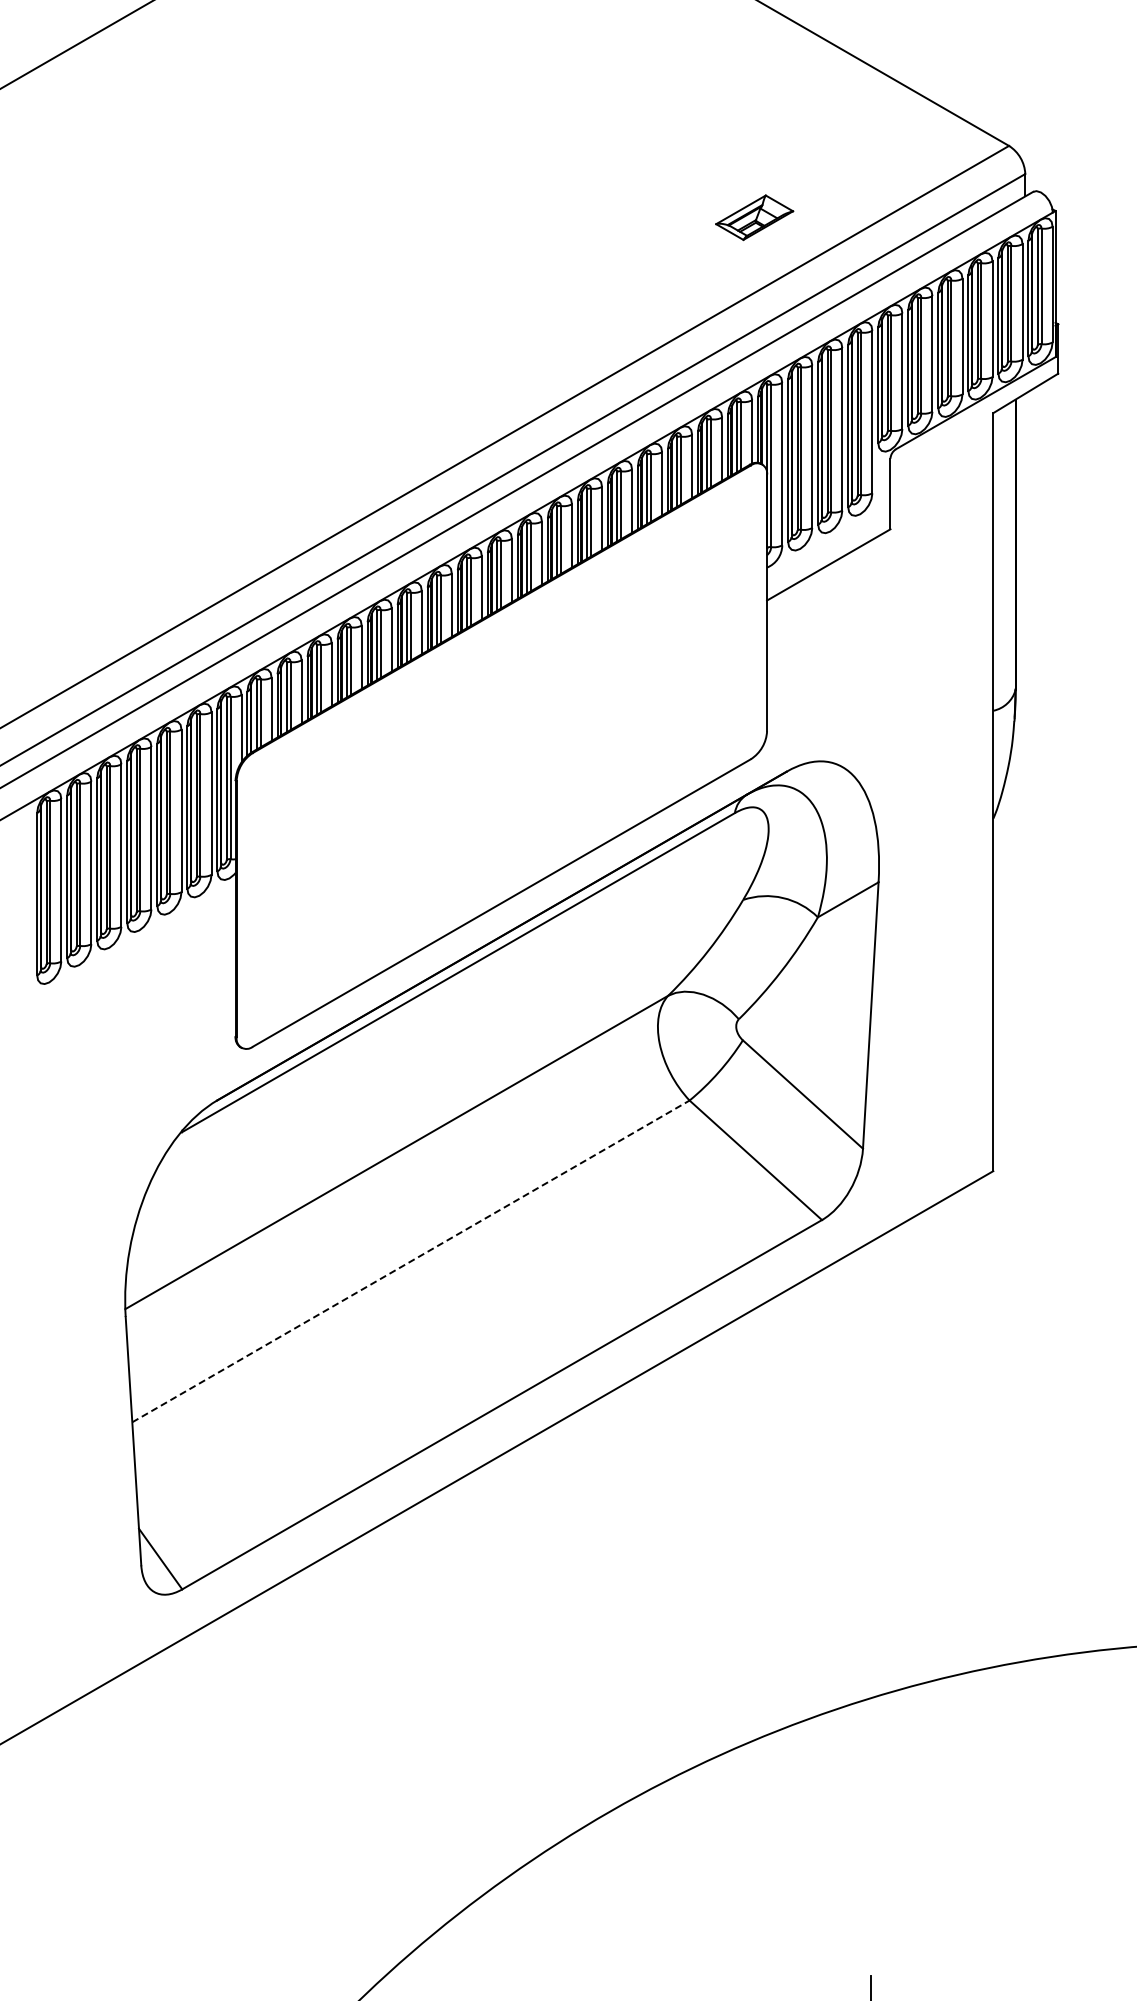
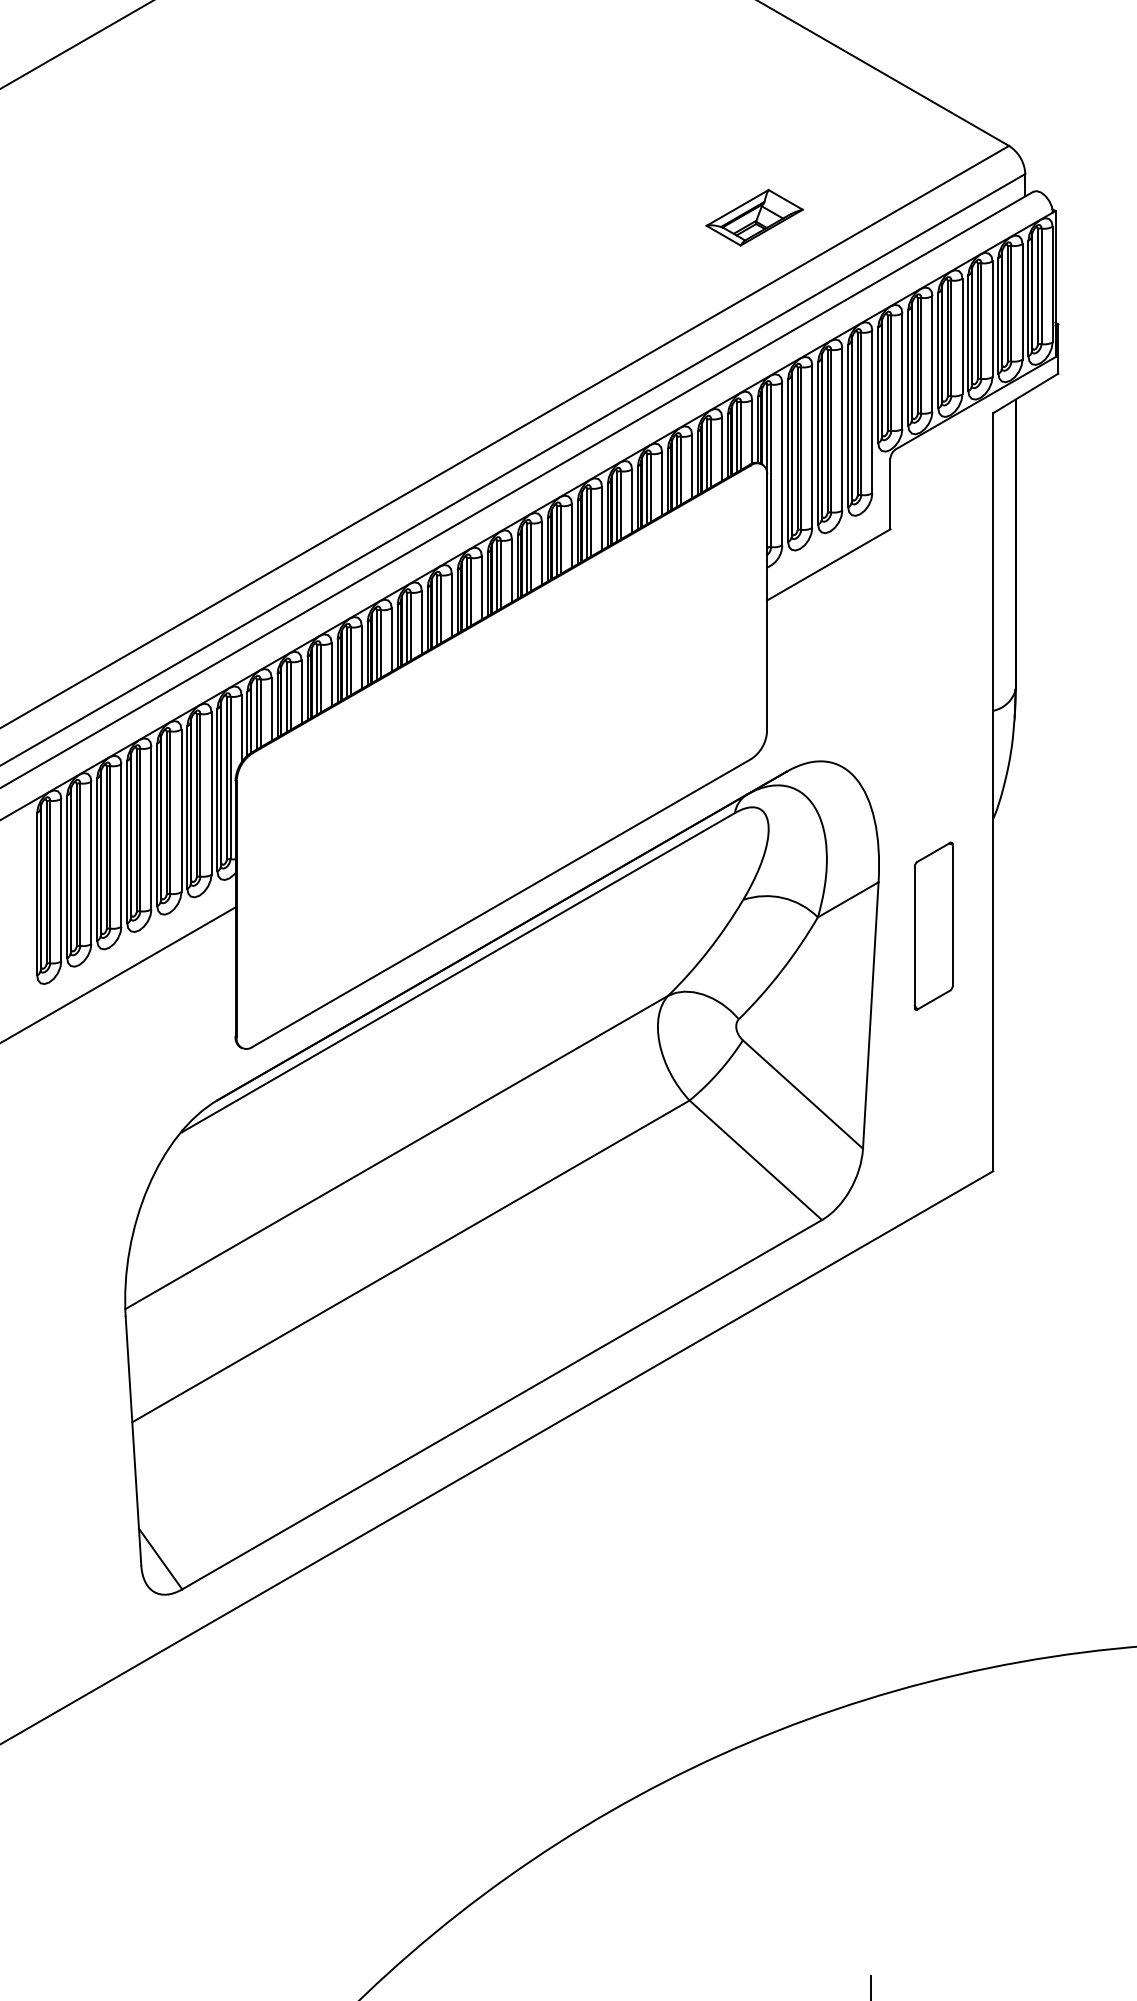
part size: 80x48 px -> 99x59 px (754, 217)
part: none -> present (933, 925)
line: none -> present (118, 974)
line: dashed -> solid (410, 1261)
